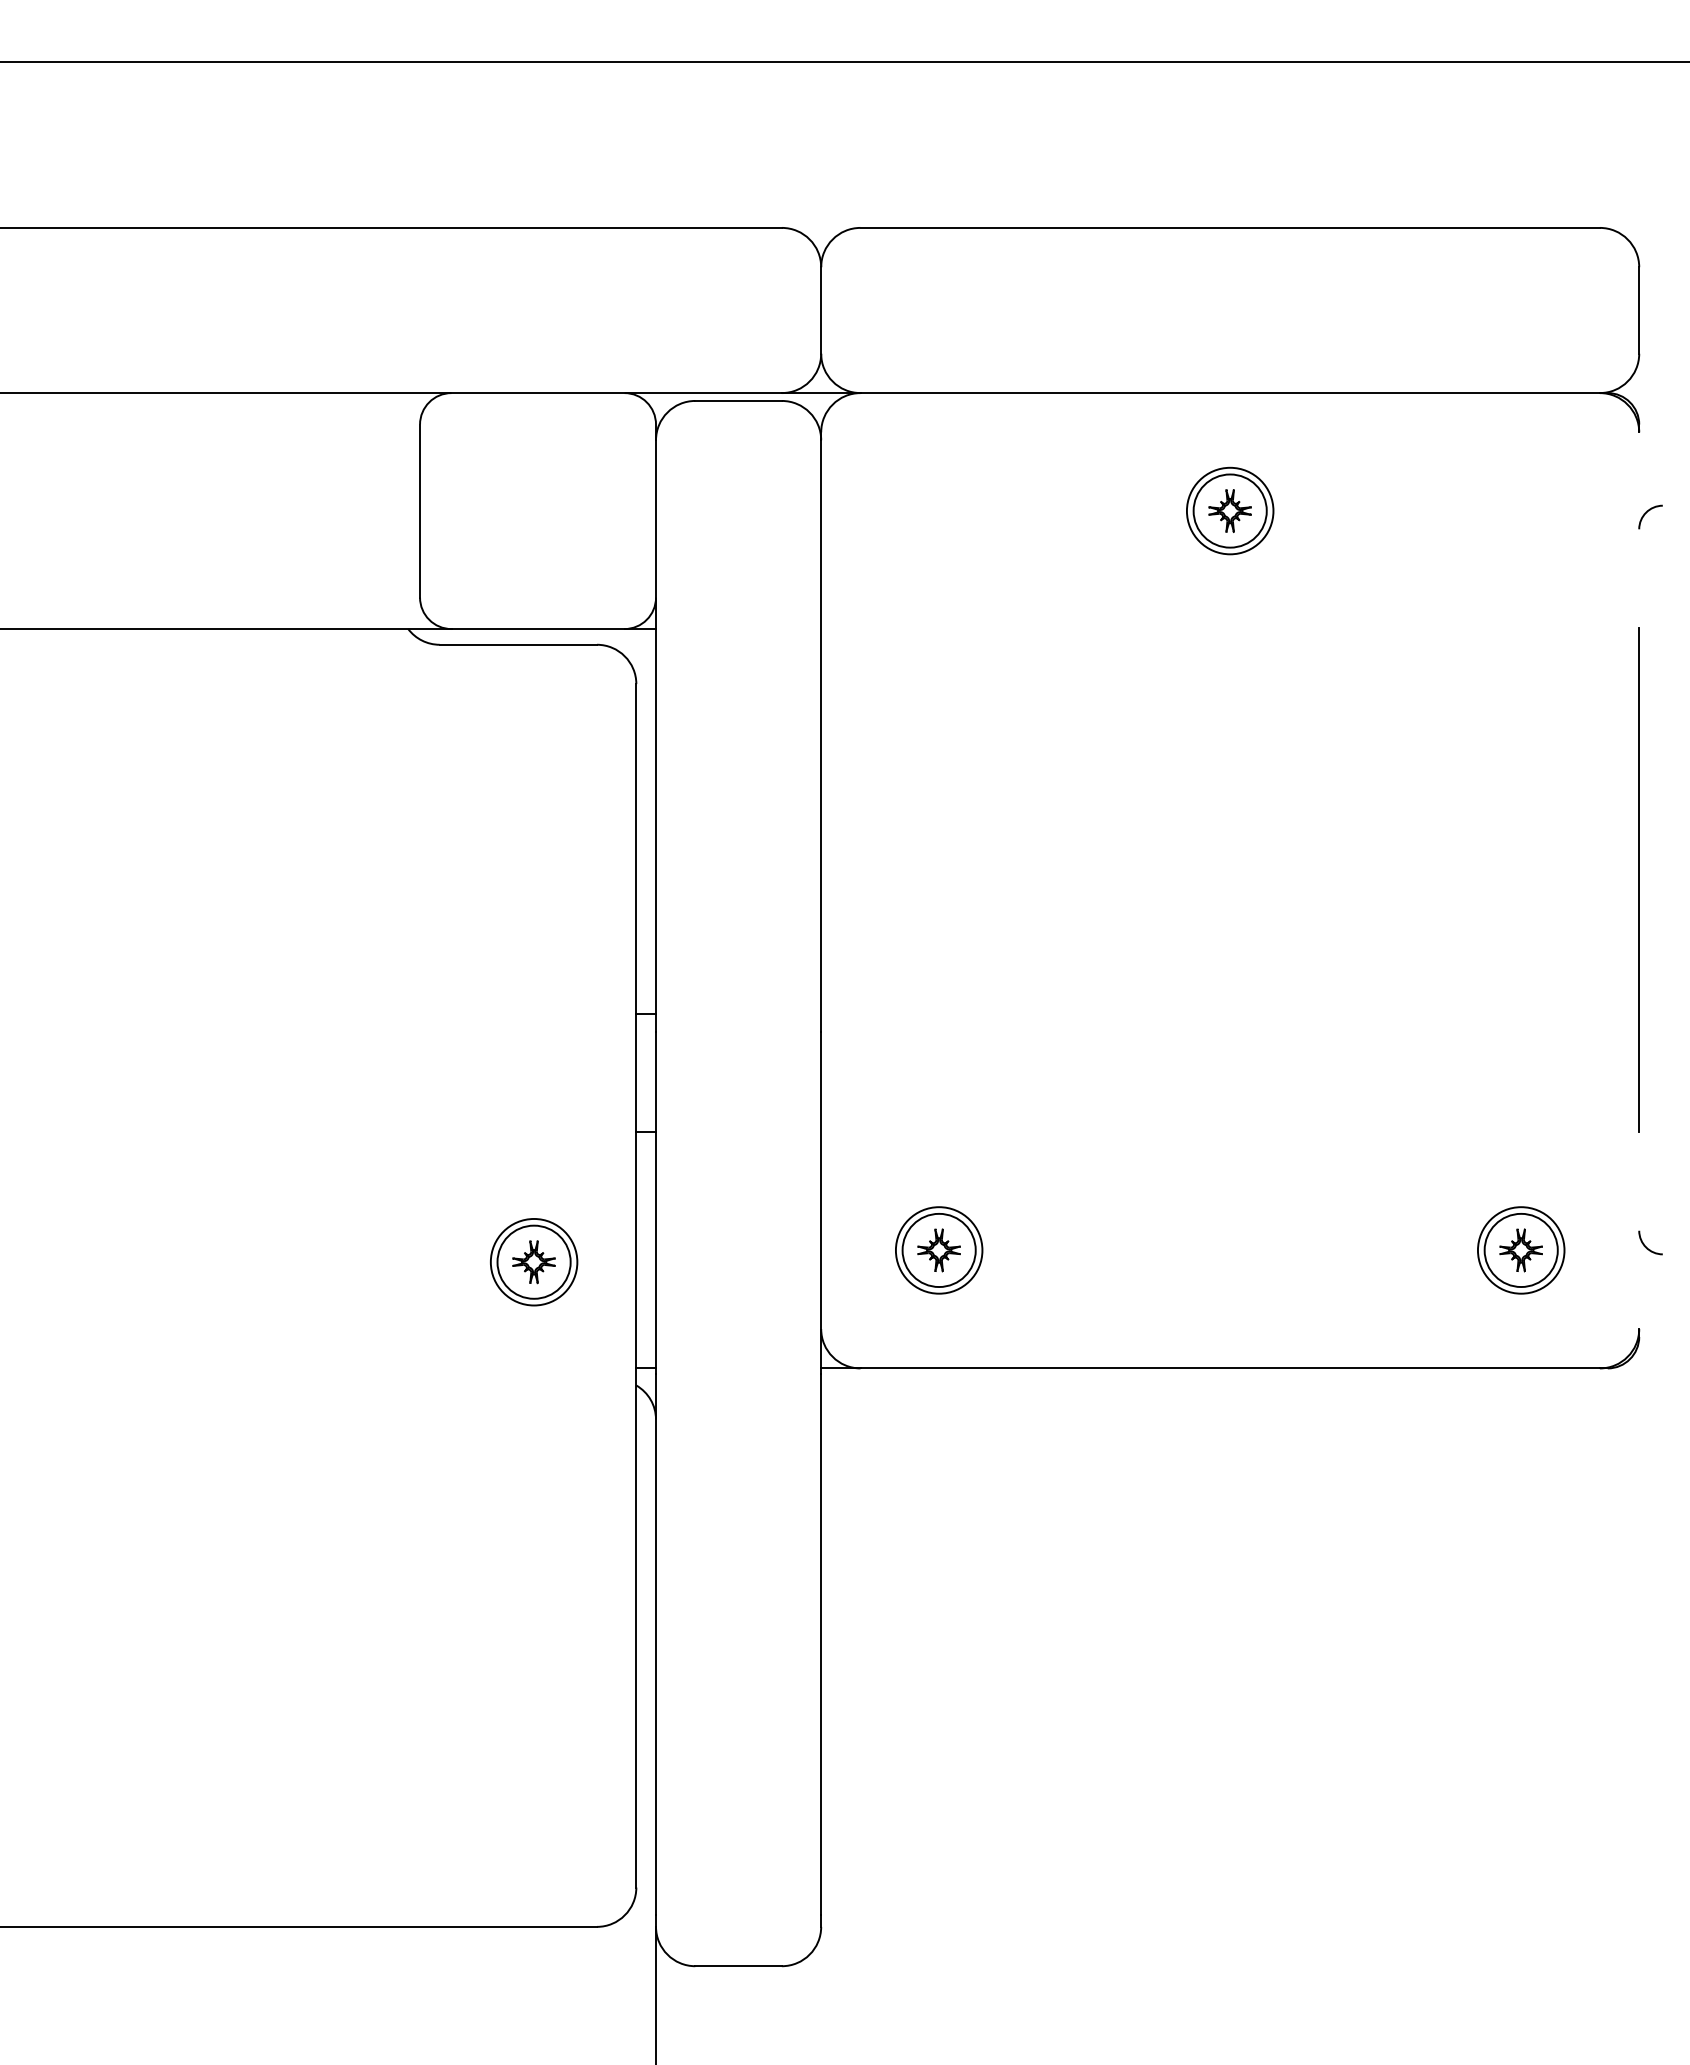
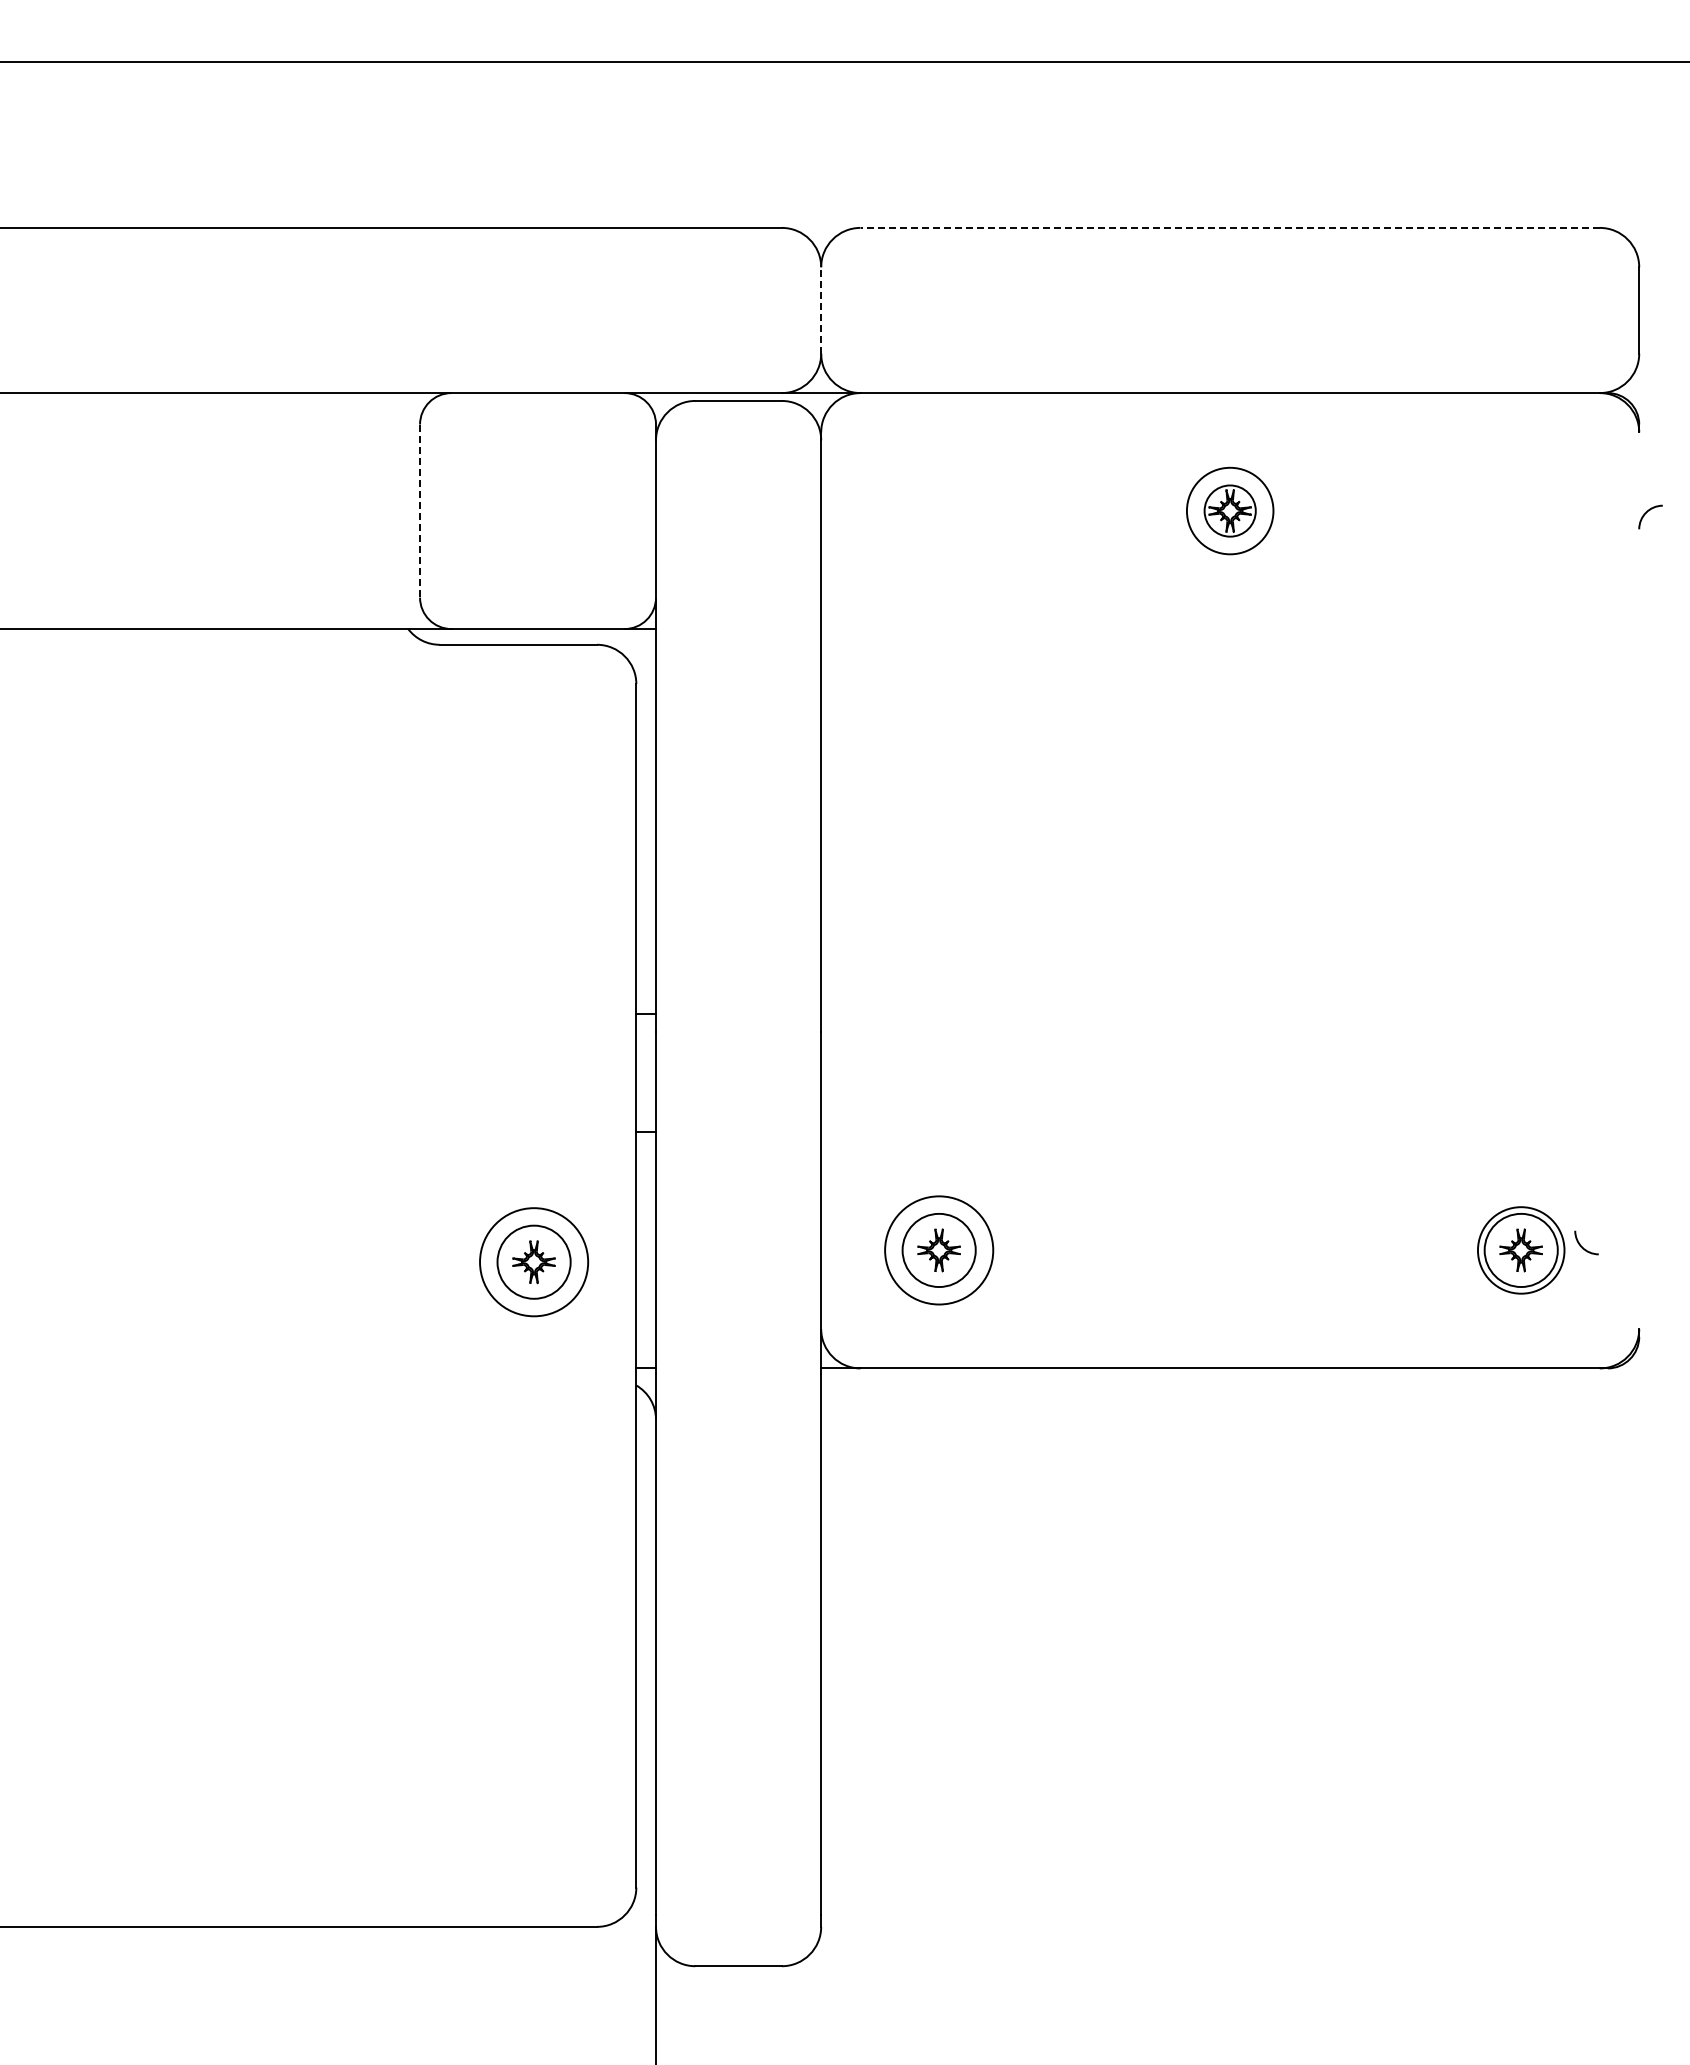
line: solid -> dashed (1230, 227)
line: solid -> dashed (821, 310)
circle diameter: 73 px -> 51 px (1229, 510)
line: solid -> dashed (420, 511)
line: present -> none (1639, 879)
arc position: (1646, 1246) -> (1582, 1246) (1582, 1246)
circle diameter: 87 px -> 108 px (939, 1250)
circle diameter: 87 px -> 108 px (534, 1262)
